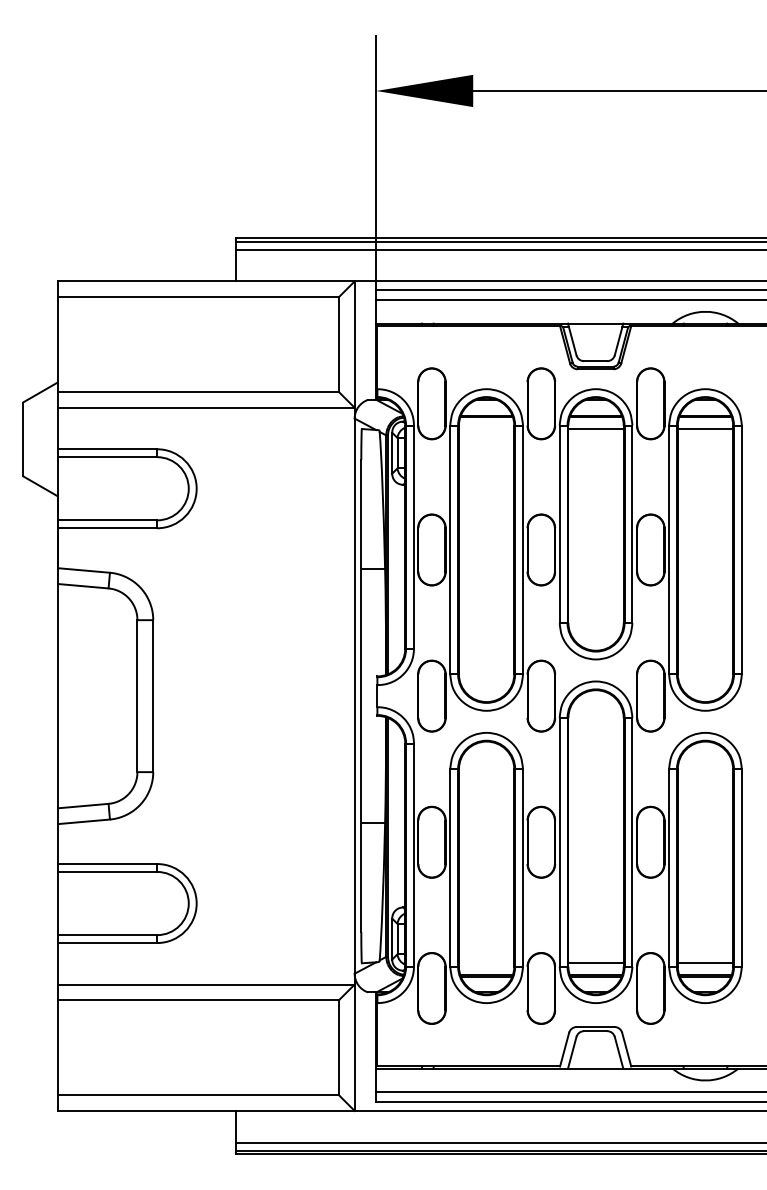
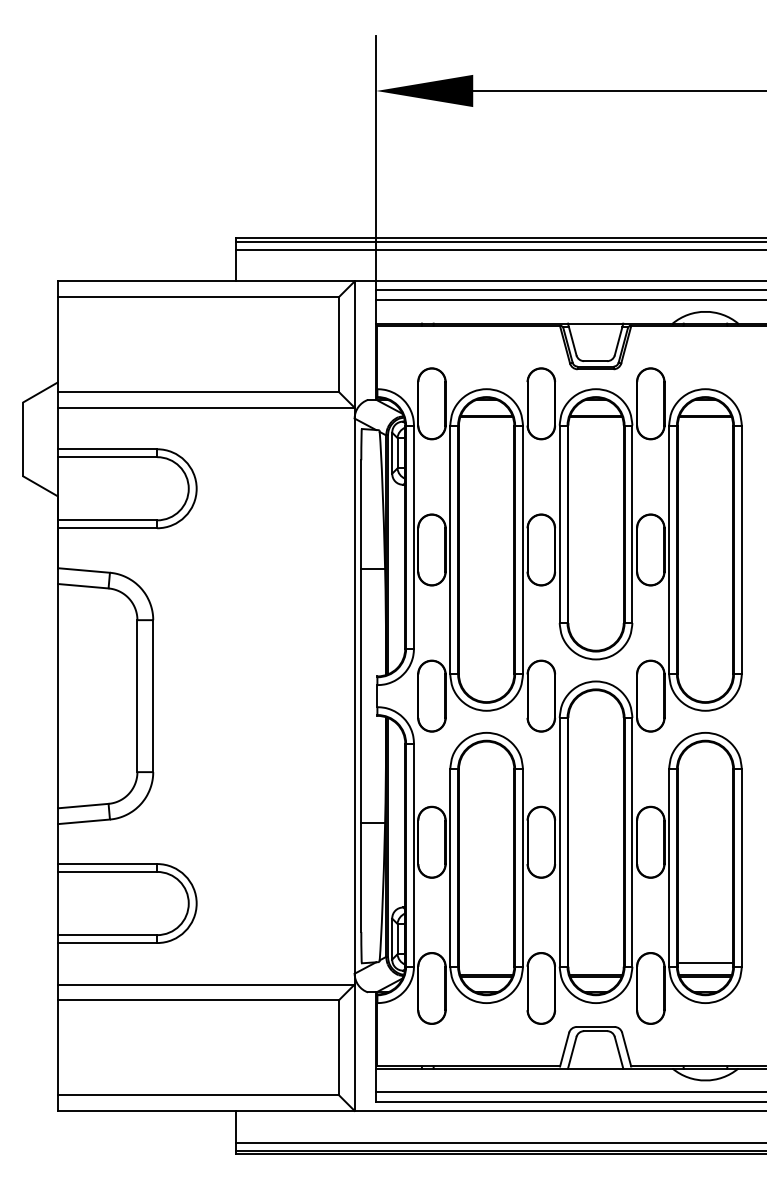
line: present -> none (595, 429)
line: present -> none (705, 429)
line: present -> none (595, 963)
